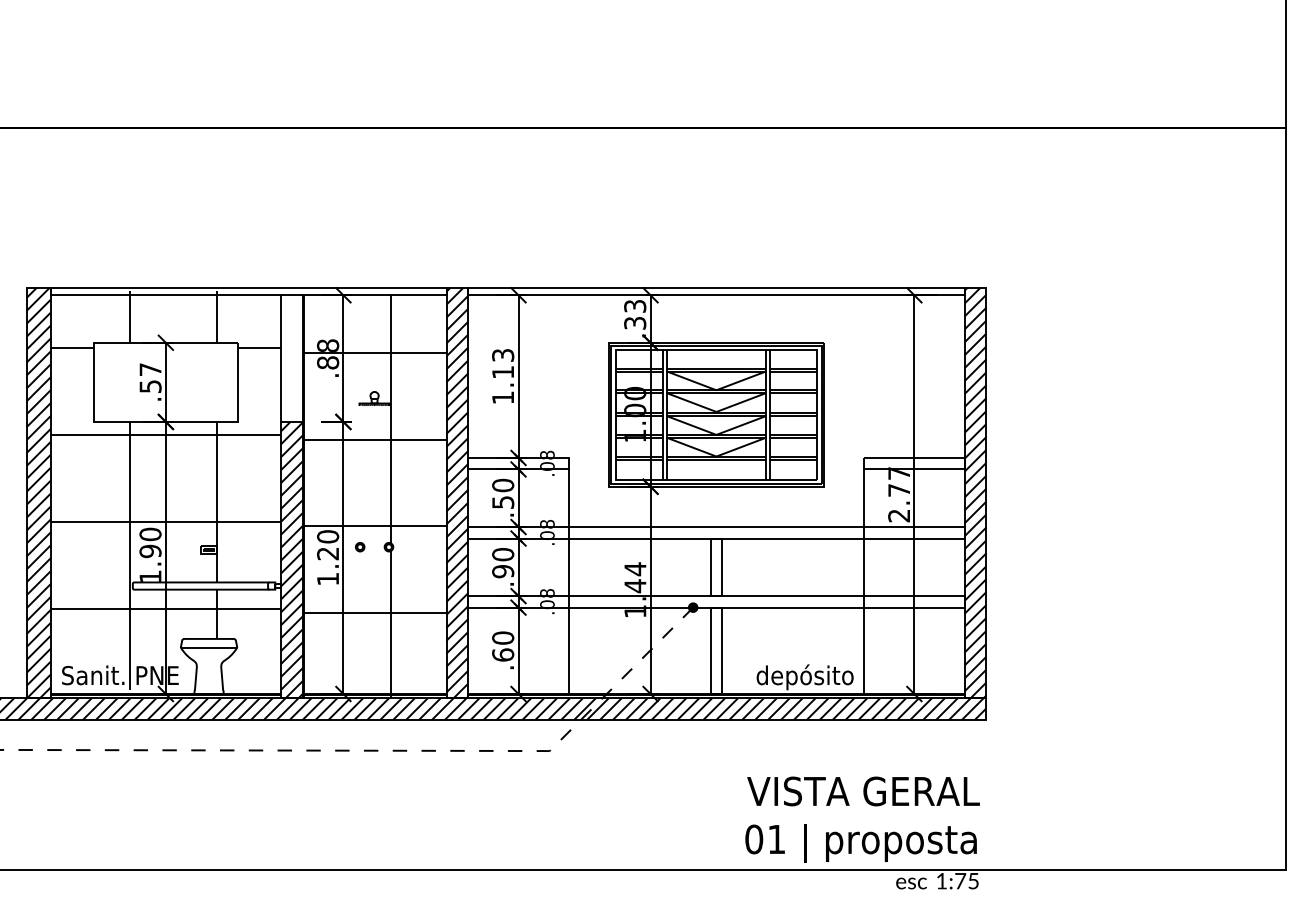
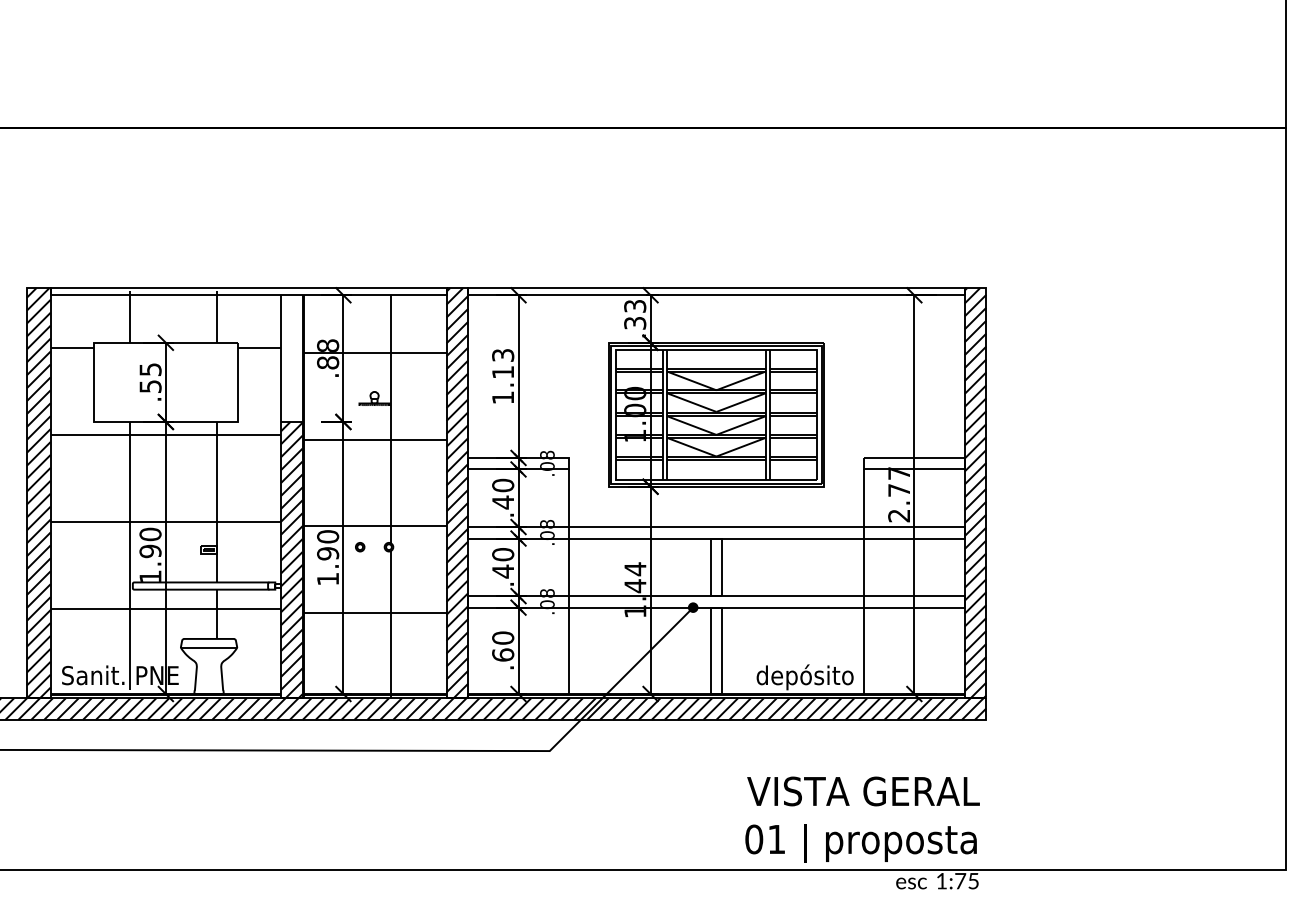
text: .57 -> .55 (150, 369)
text: .50 -> .40 (503, 502)
text: 1.20 -> 1.90 (328, 553)
text: .90 -> .40 (503, 571)
line: dashed -> solid (376, 750)
